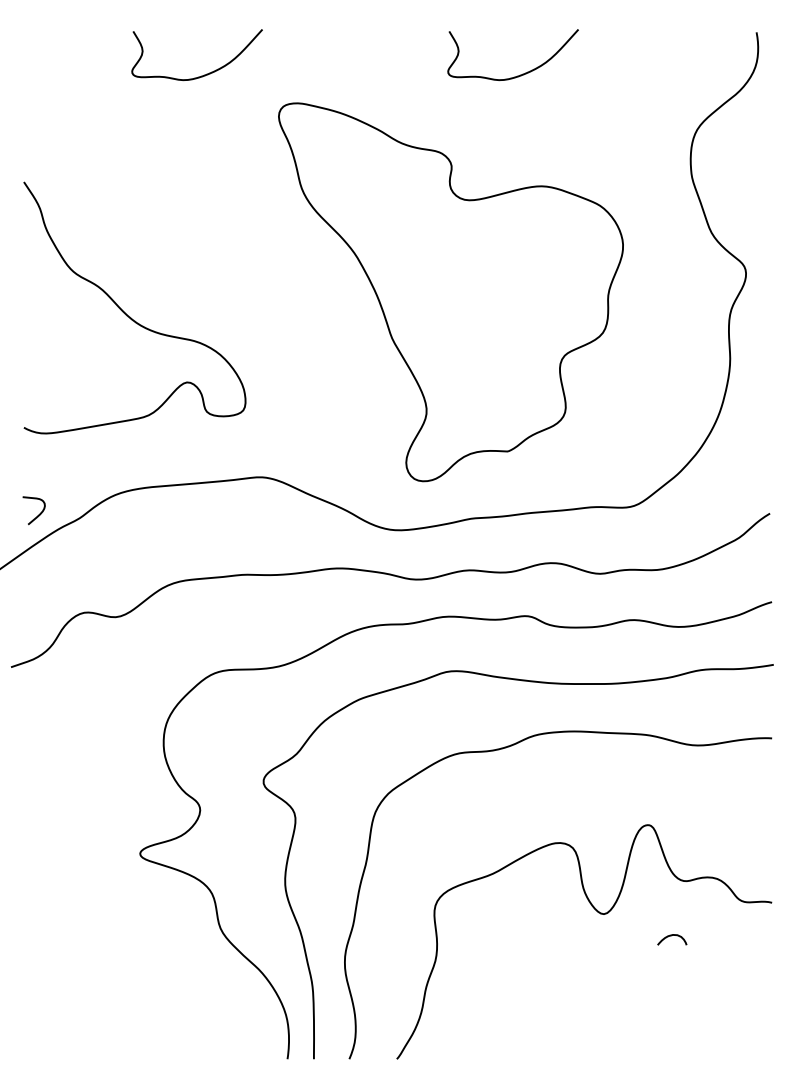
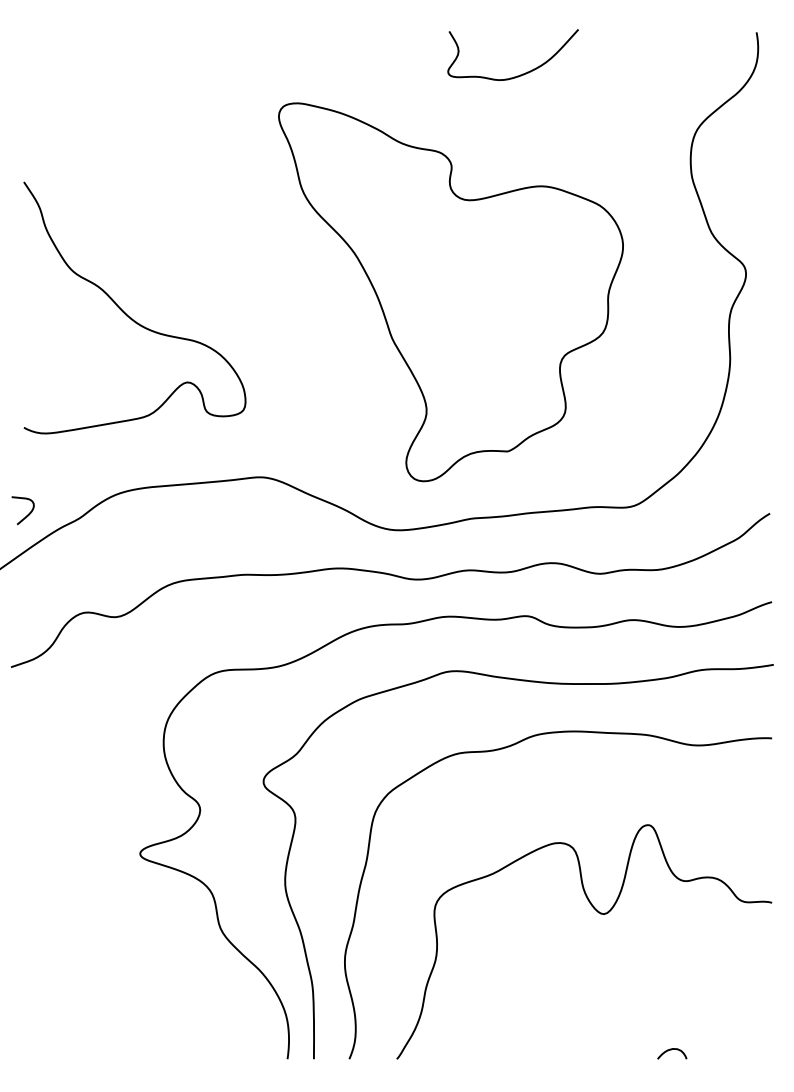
curve: present -> none (206, 73)
curve position: (38, 514) -> (27, 514) (27, 514)
curve position: (671, 936) -> (671, 1050) (671, 1050)
